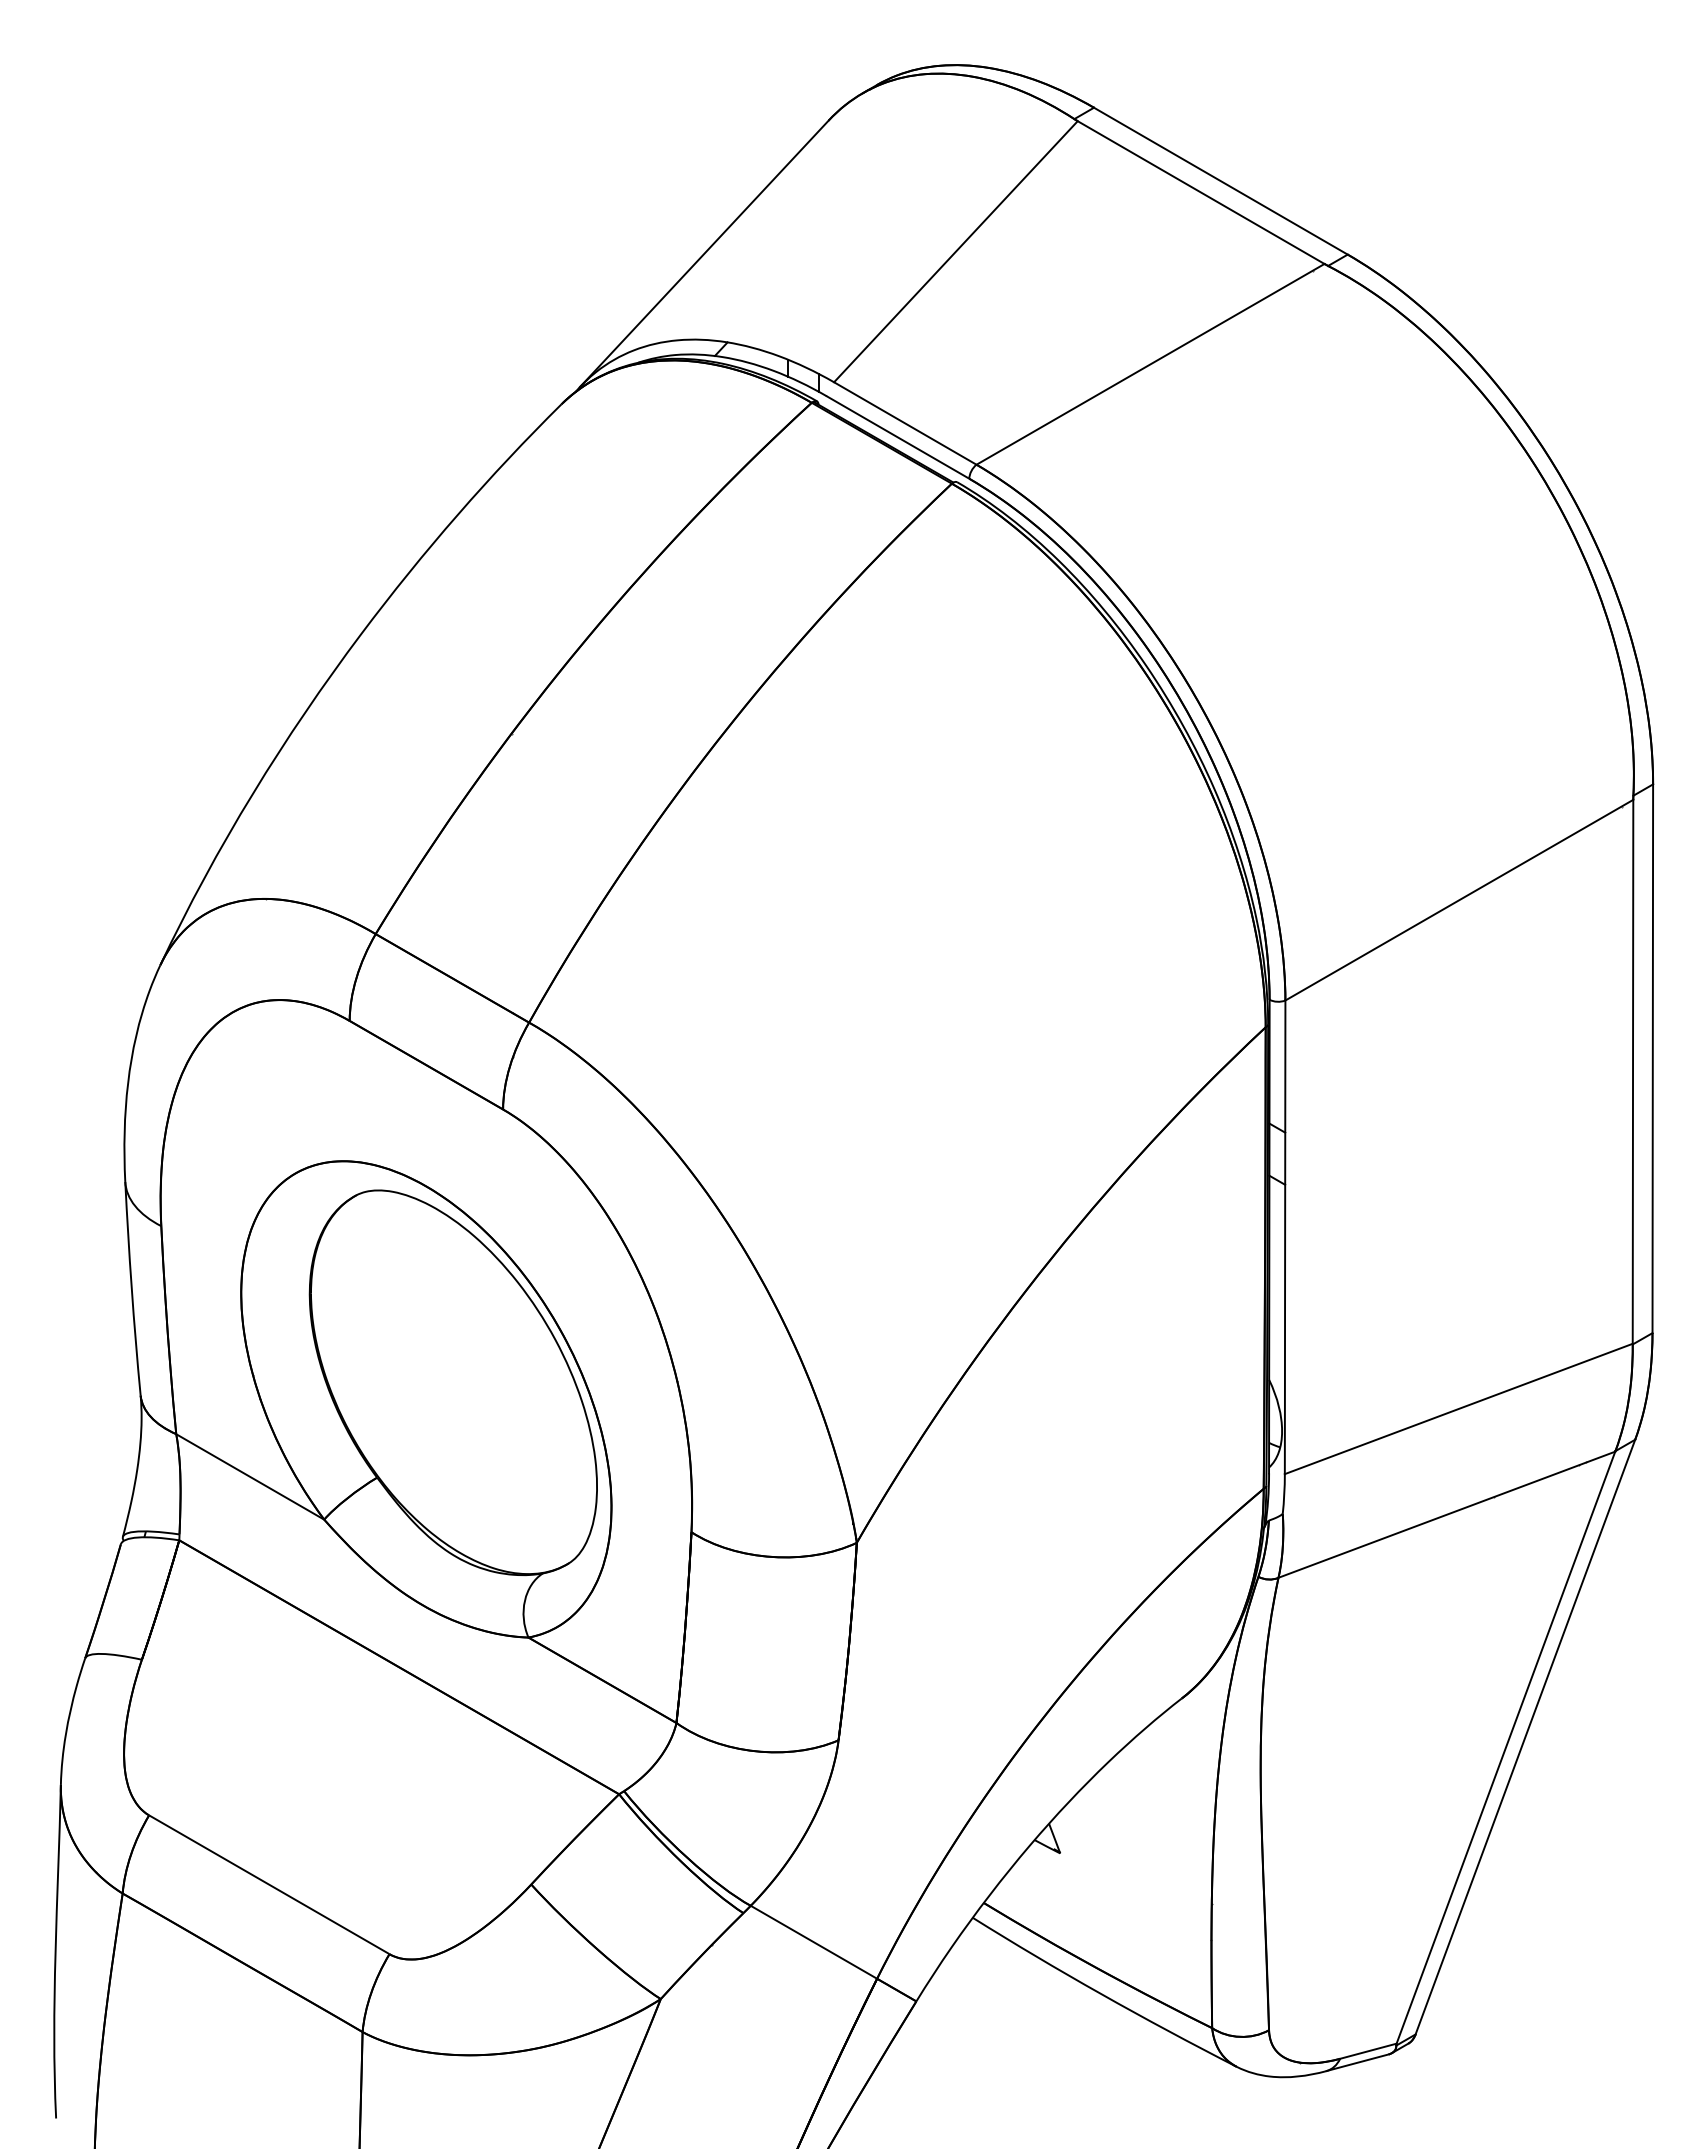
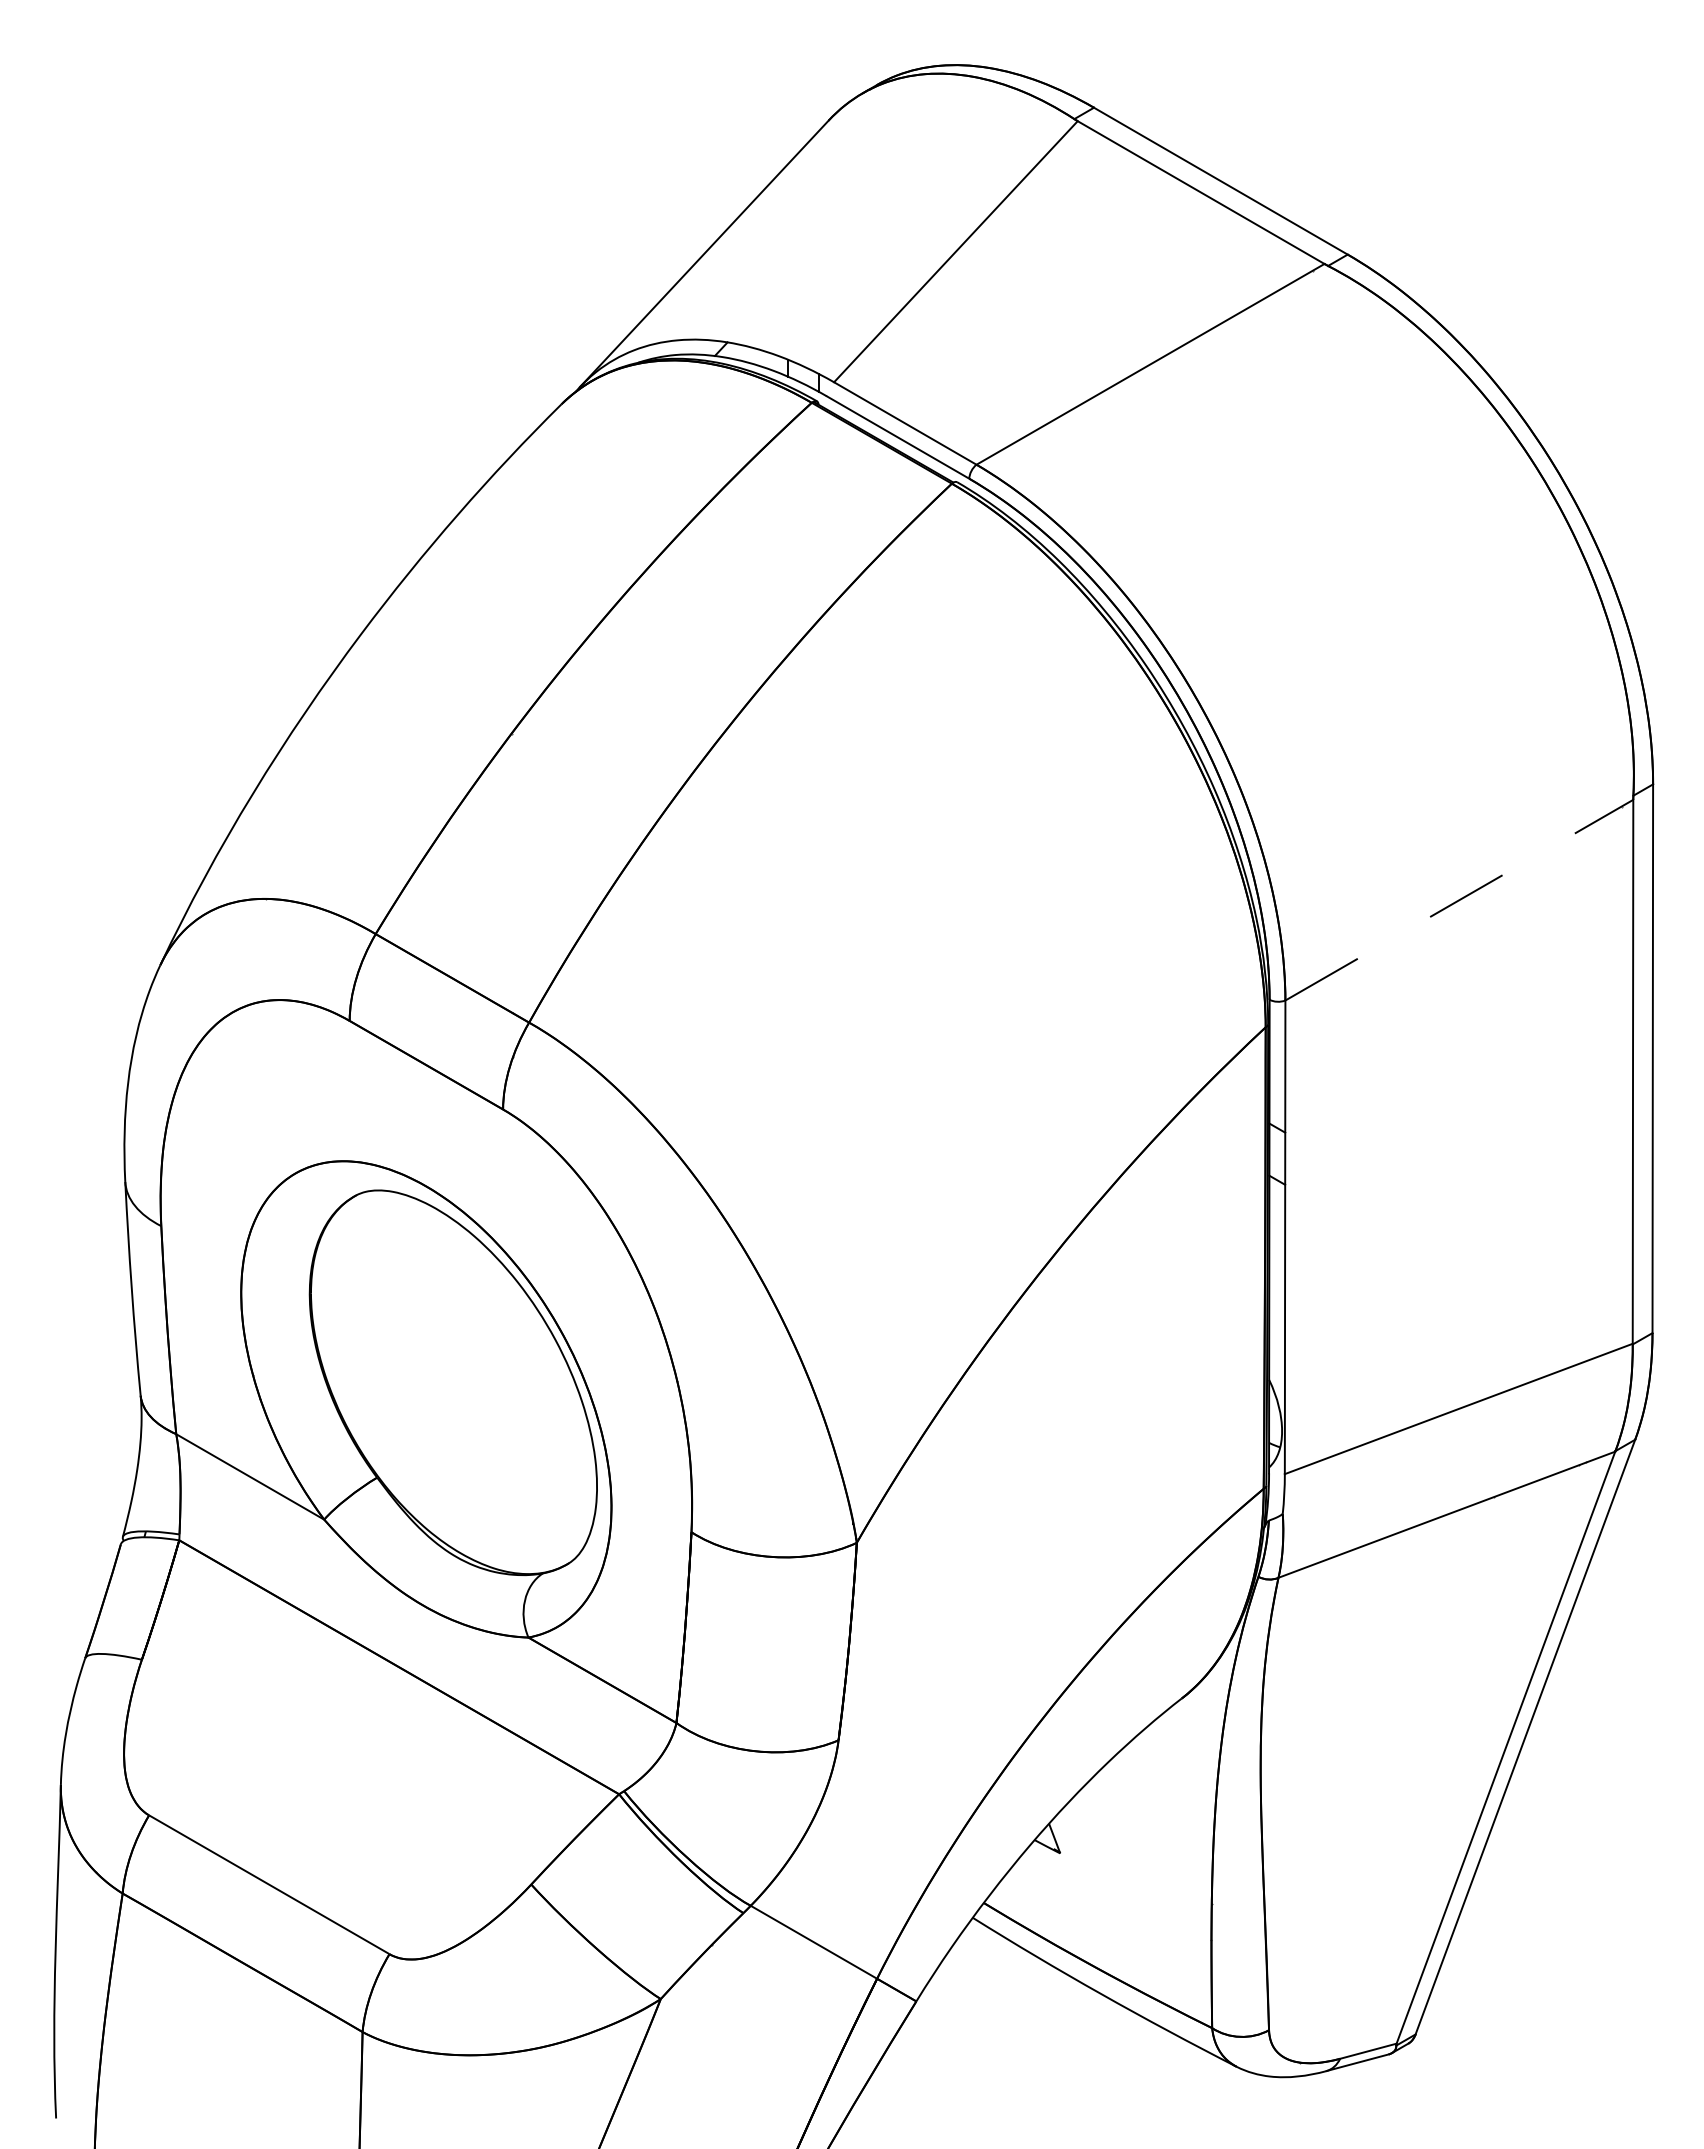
line: solid -> dashed (1459, 900)
